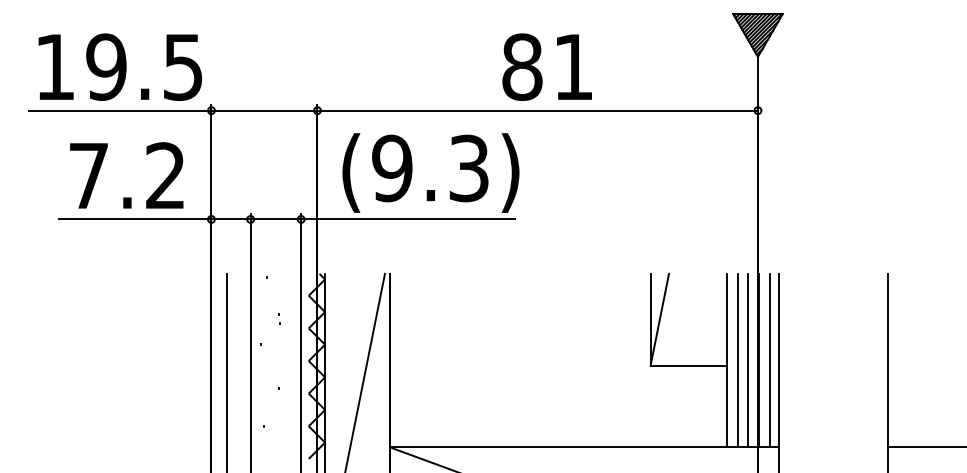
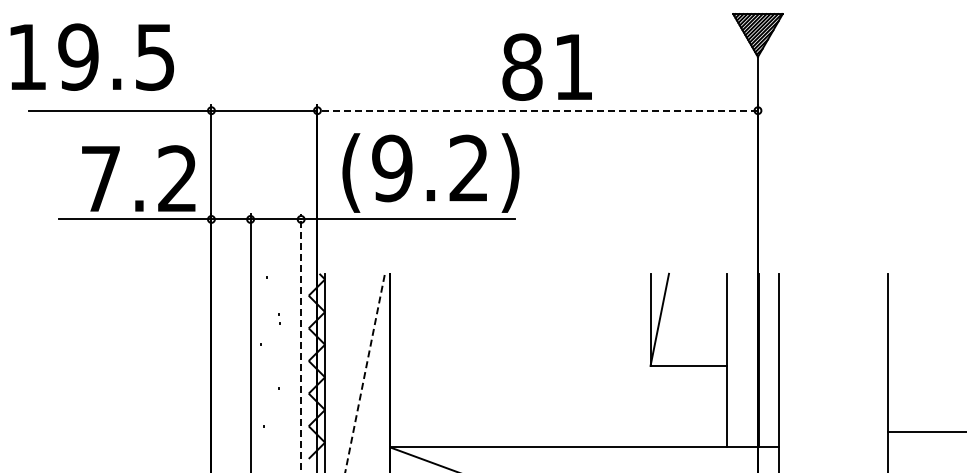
text position: (119, 66) -> (91, 56) (91, 56)
line: solid -> dashed (537, 110)
text: (9.3) -> (9.2) (468, 168)
text position: (126, 175) -> (138, 178) (138, 178)
line: solid -> dashed (301, 342)
line: present -> none (737, 360)
line: present -> none (748, 360)
line: present -> none (770, 360)
line: present -> none (227, 371)
line: solid -> dashed (365, 372)
line position: (925, 447) -> (925, 432) (925, 432)
